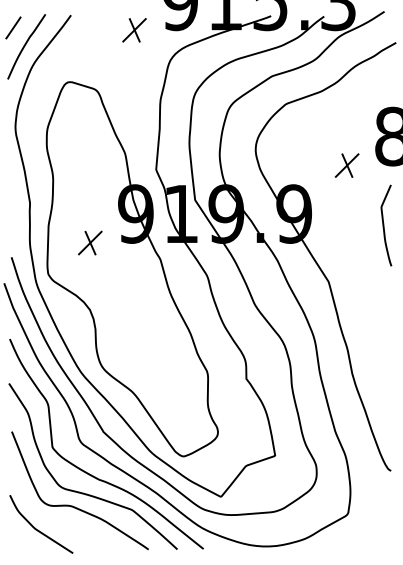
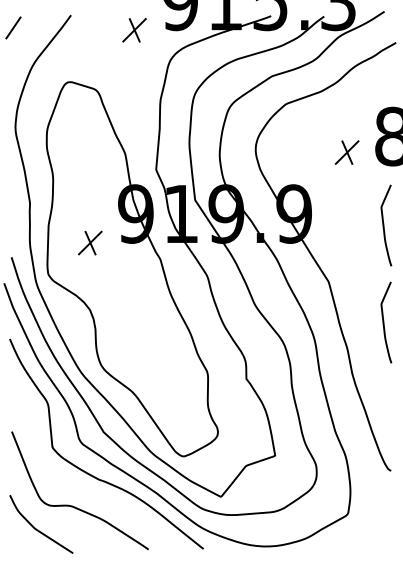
curve: present -> none (25, 46)
part position: (346, 165) -> (346, 152) (346, 152)
curve: none -> present (384, 322)
curve: present -> none (87, 493)
